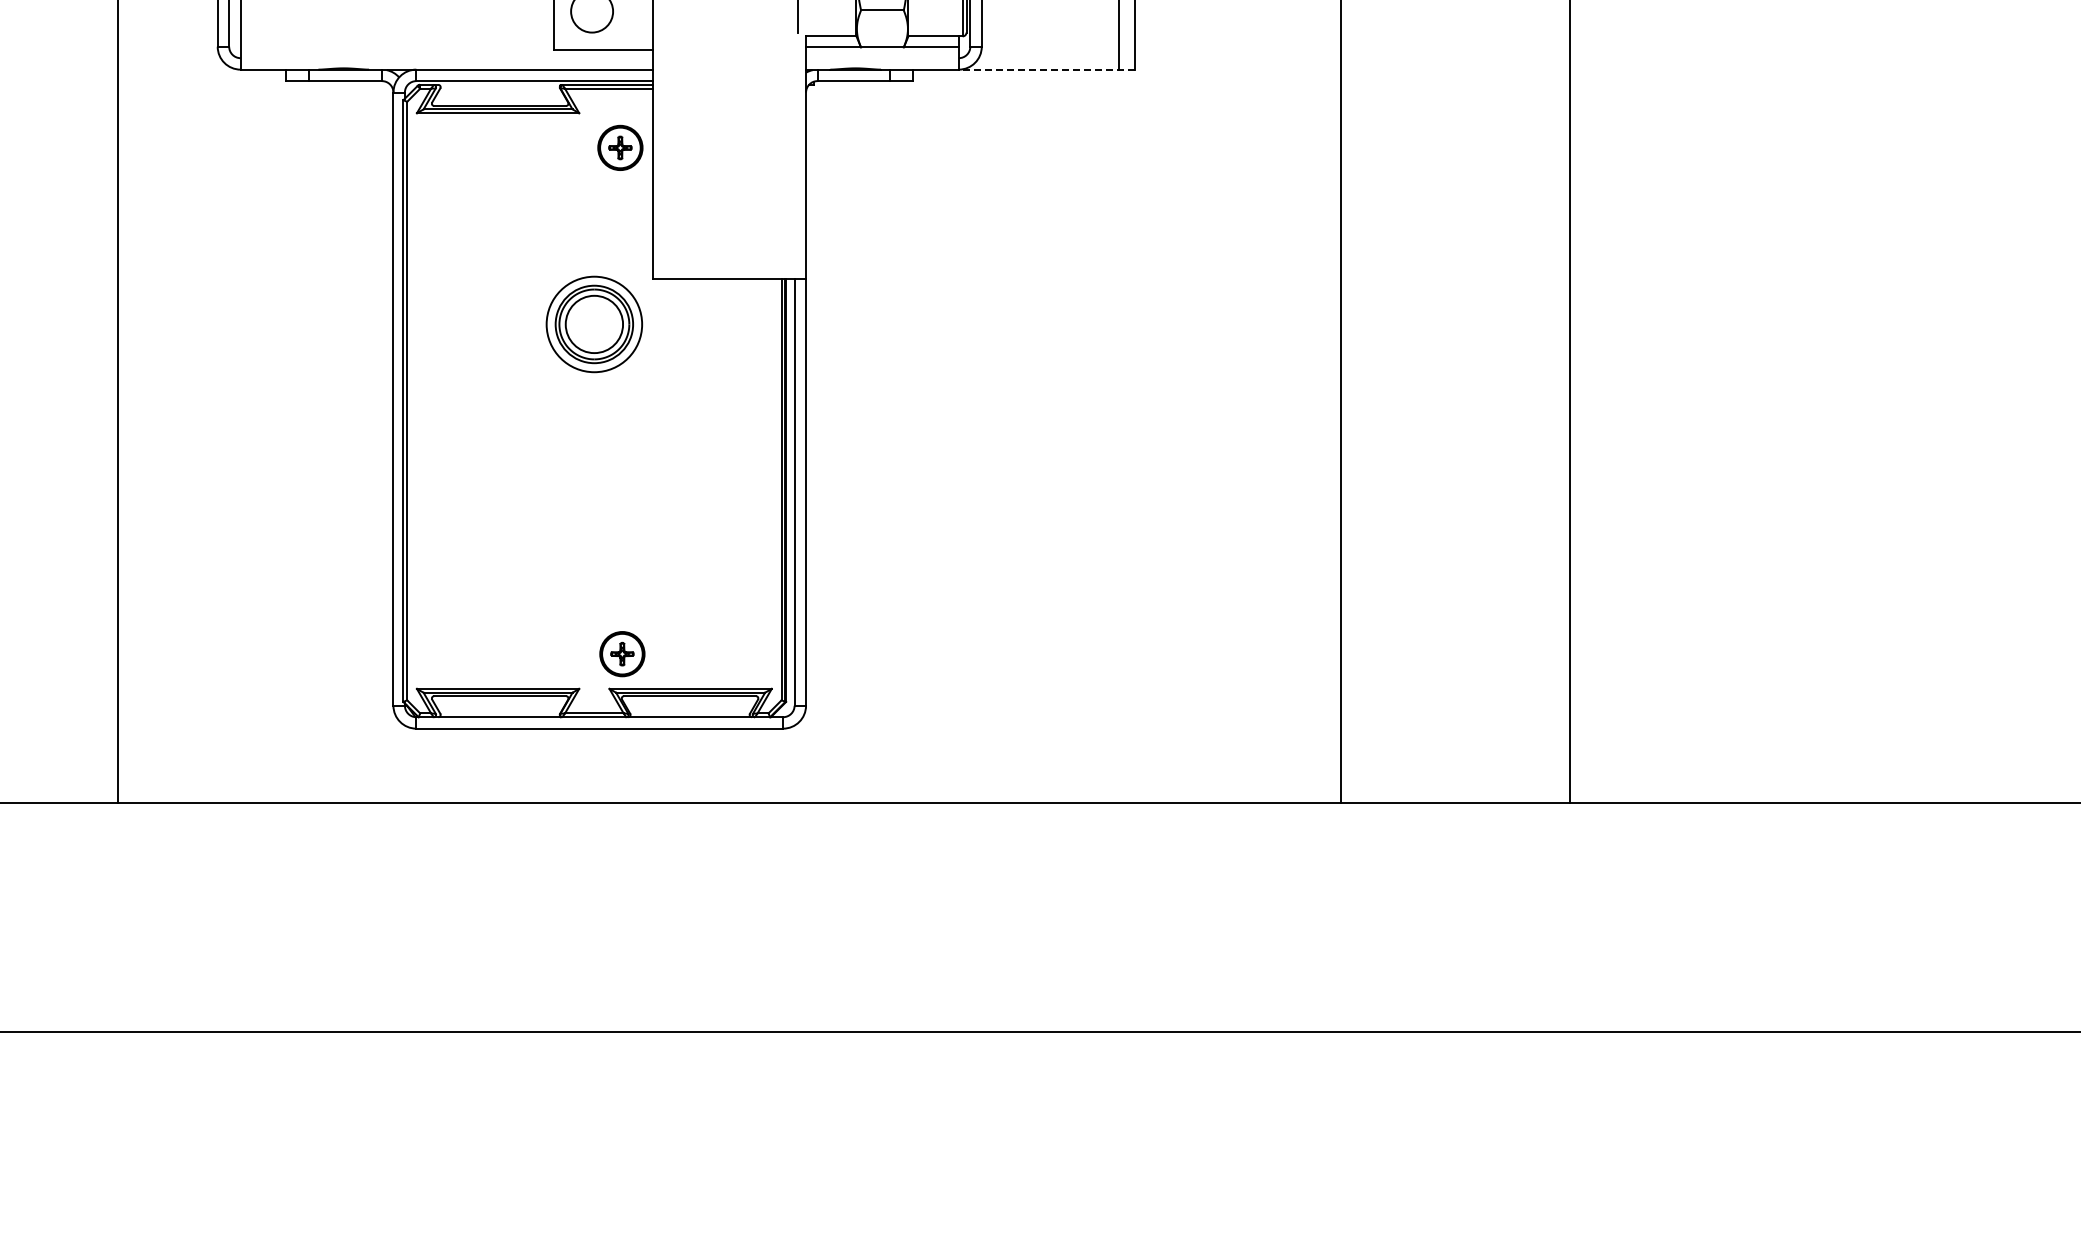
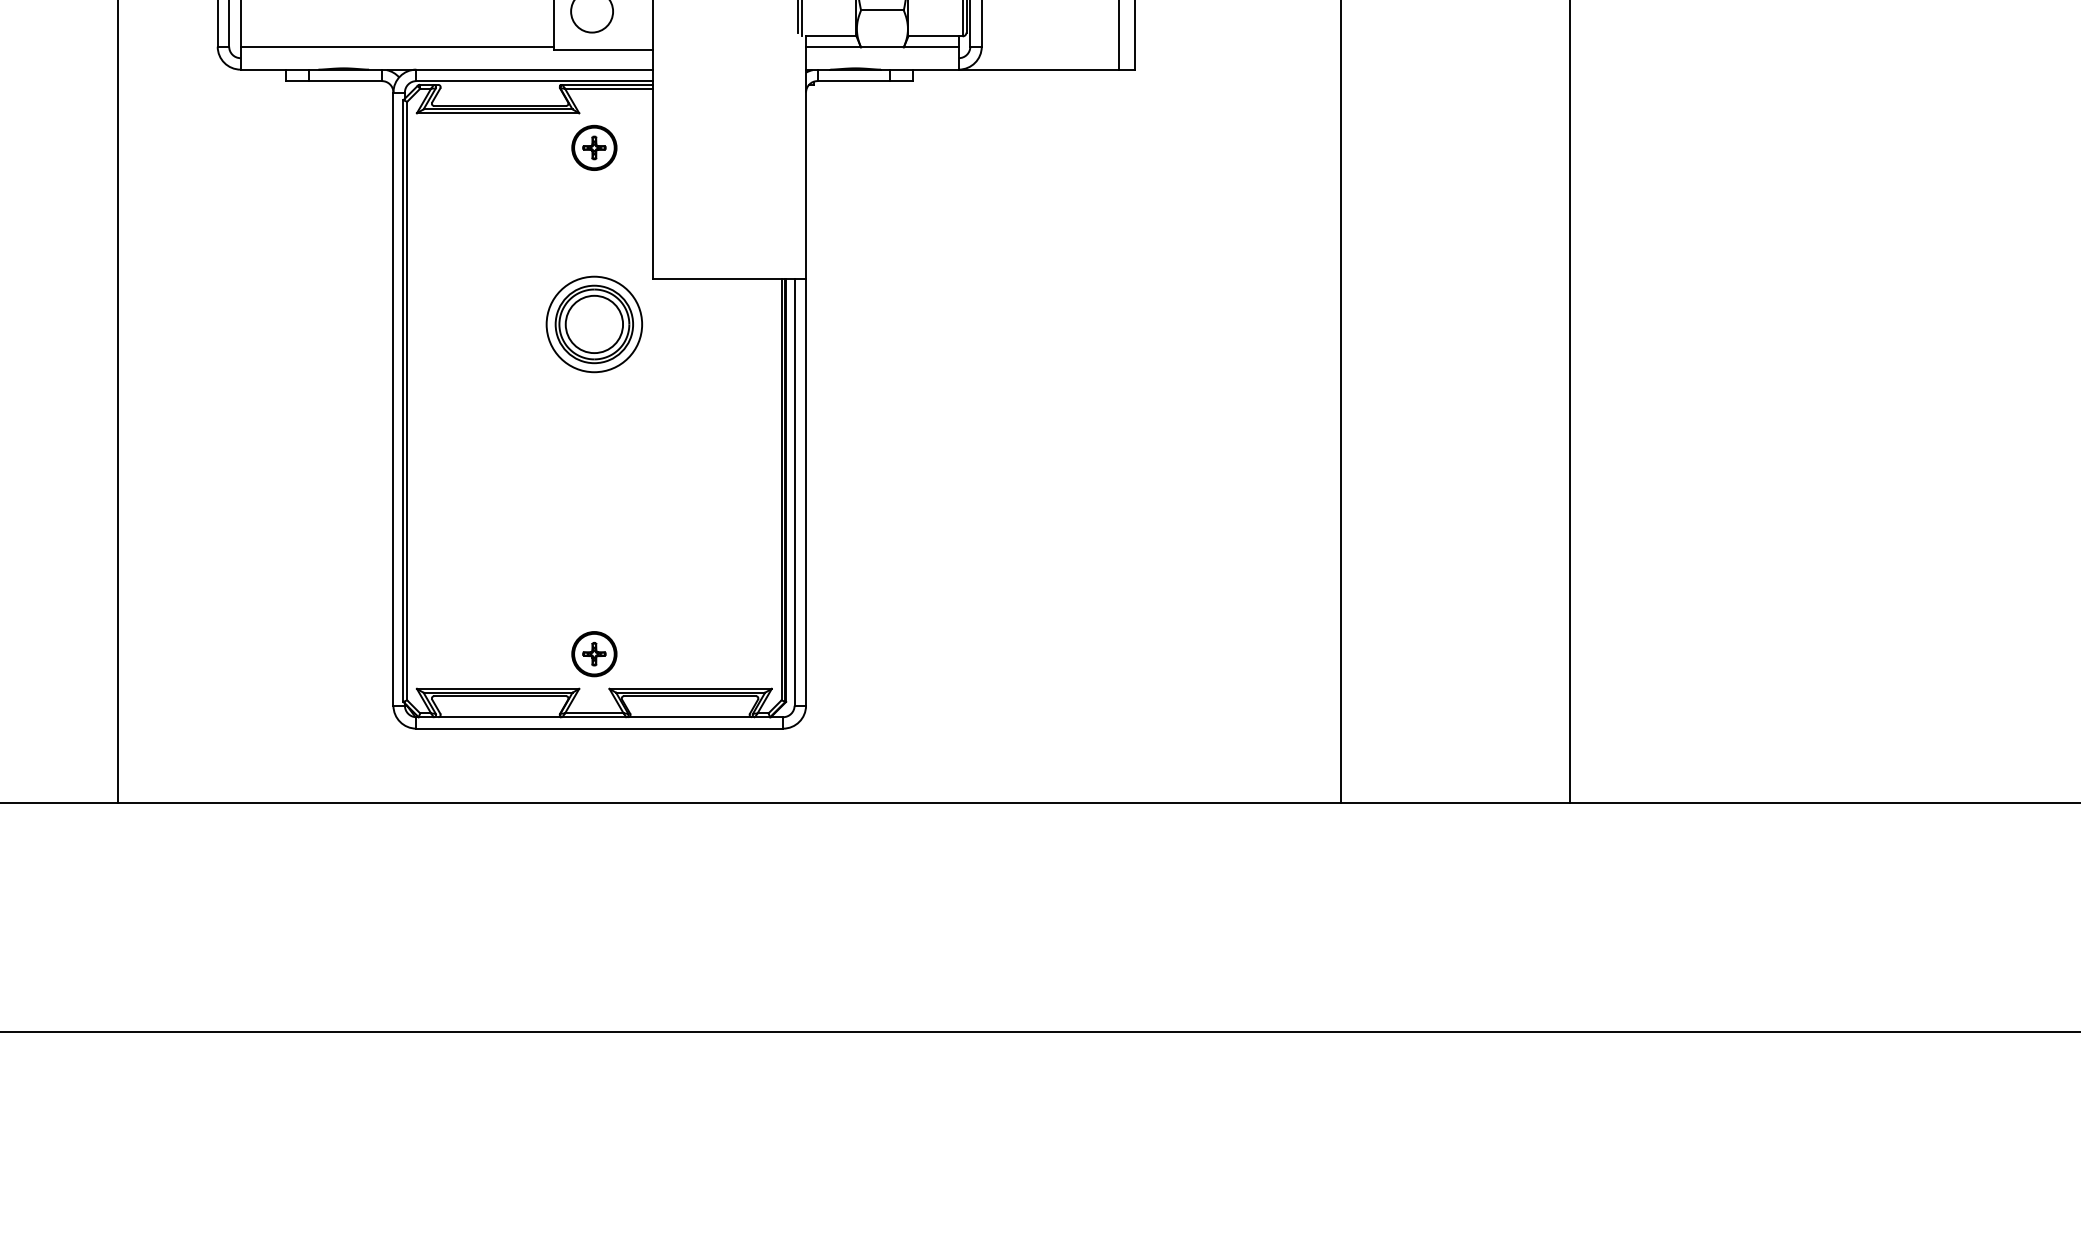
line: none -> present (802, 19)
line: none -> present (396, 46)
line: dashed -> solid (1046, 69)
part position: (620, 147) -> (594, 147) (594, 147)
part position: (622, 654) -> (594, 654) (594, 654)
